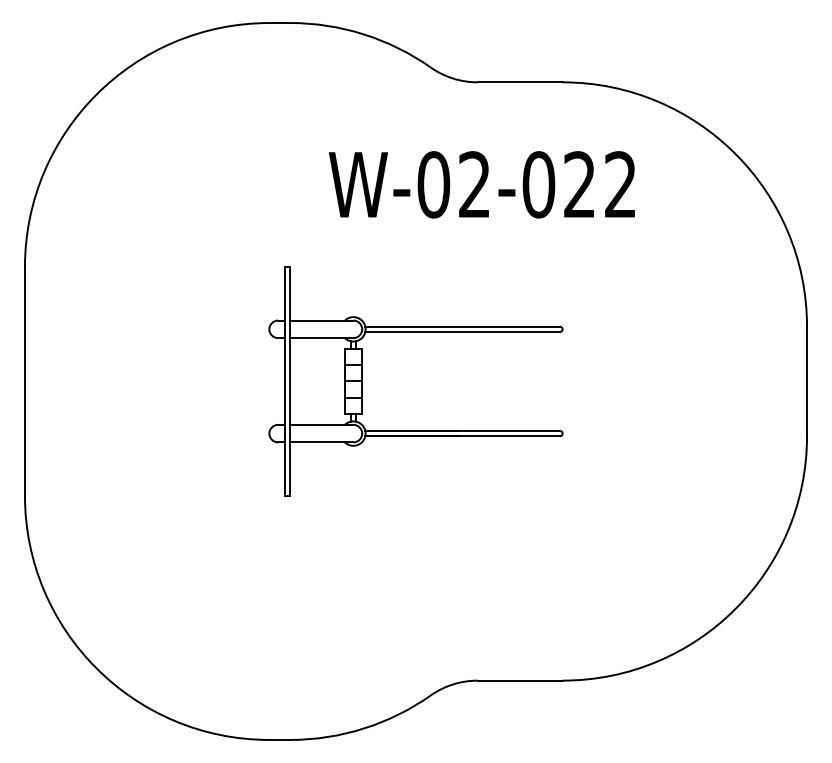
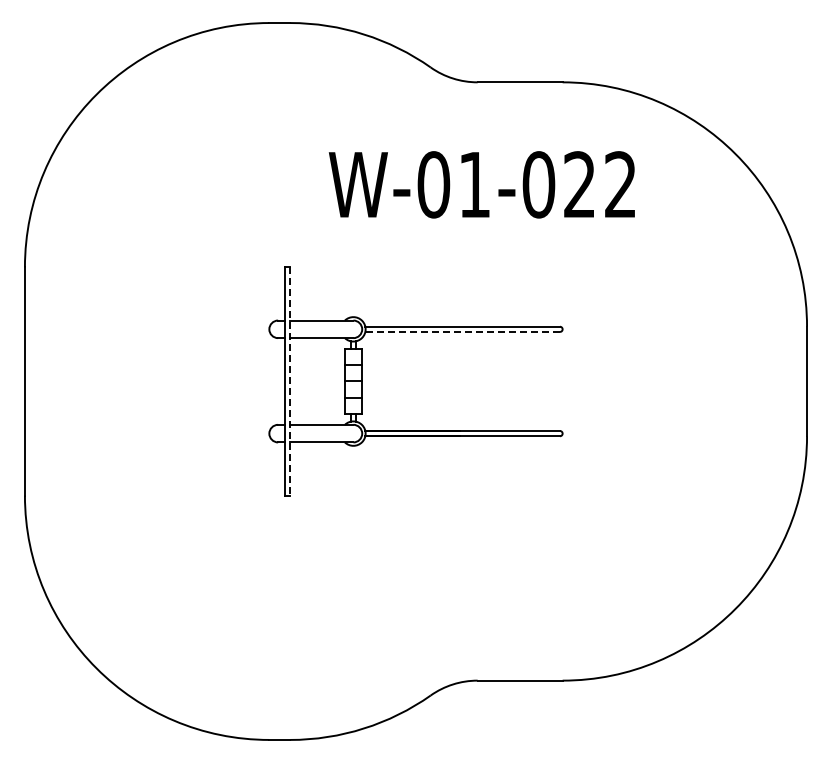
text: W-02-022 -> W-01-022 (474, 184)
line: solid -> dashed (462, 331)
line: solid -> dashed (290, 381)
